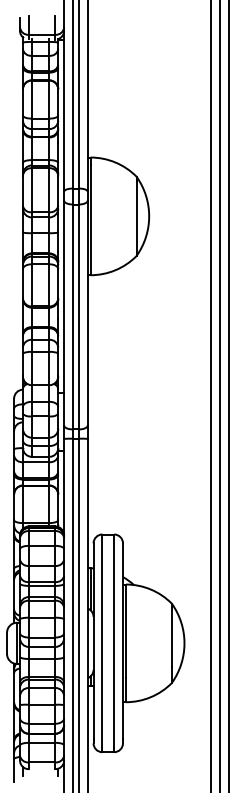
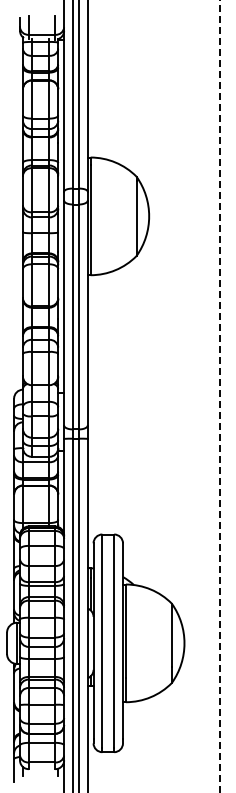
line: present -> none (211, 395)
line: present -> none (228, 395)
line: solid -> dashed (220, 396)
